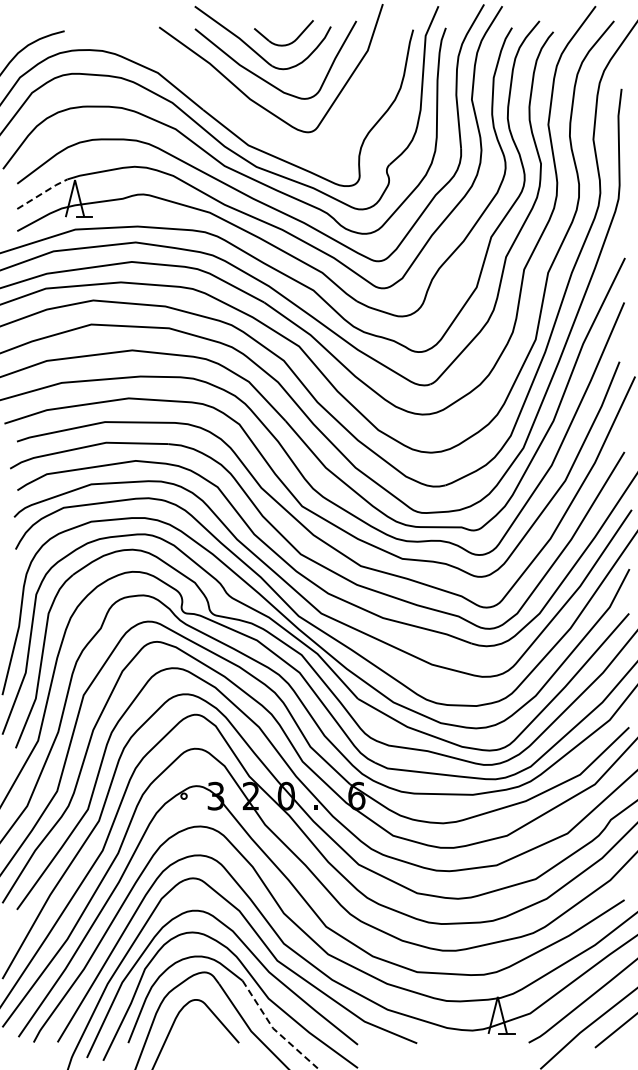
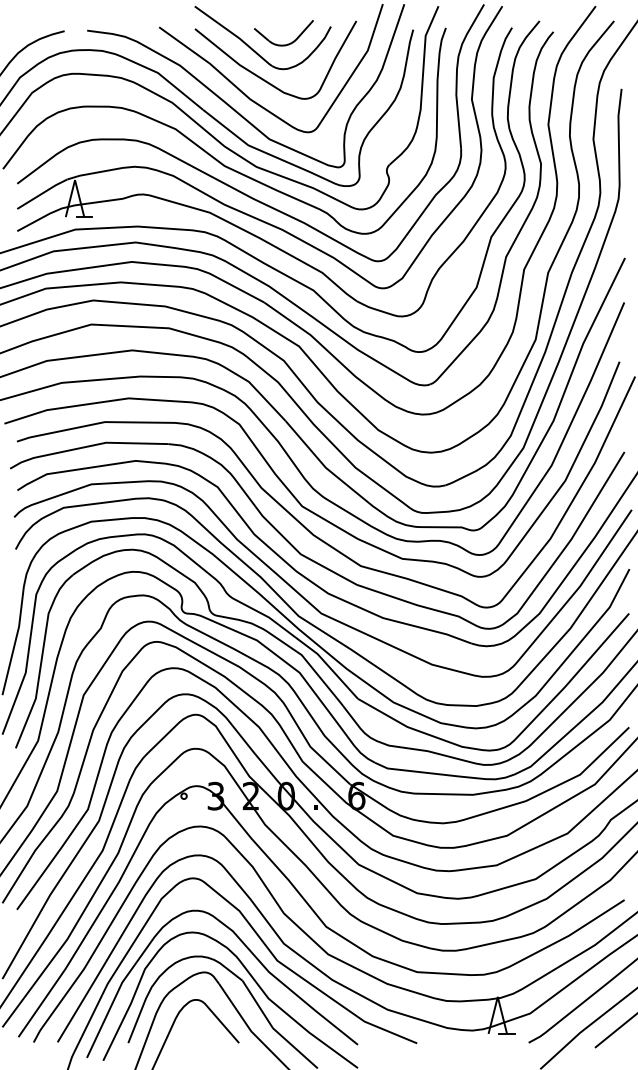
curve: none -> present (228, 103)
line: dashed -> solid (42, 193)
line: dashed -> solid (274, 1029)
